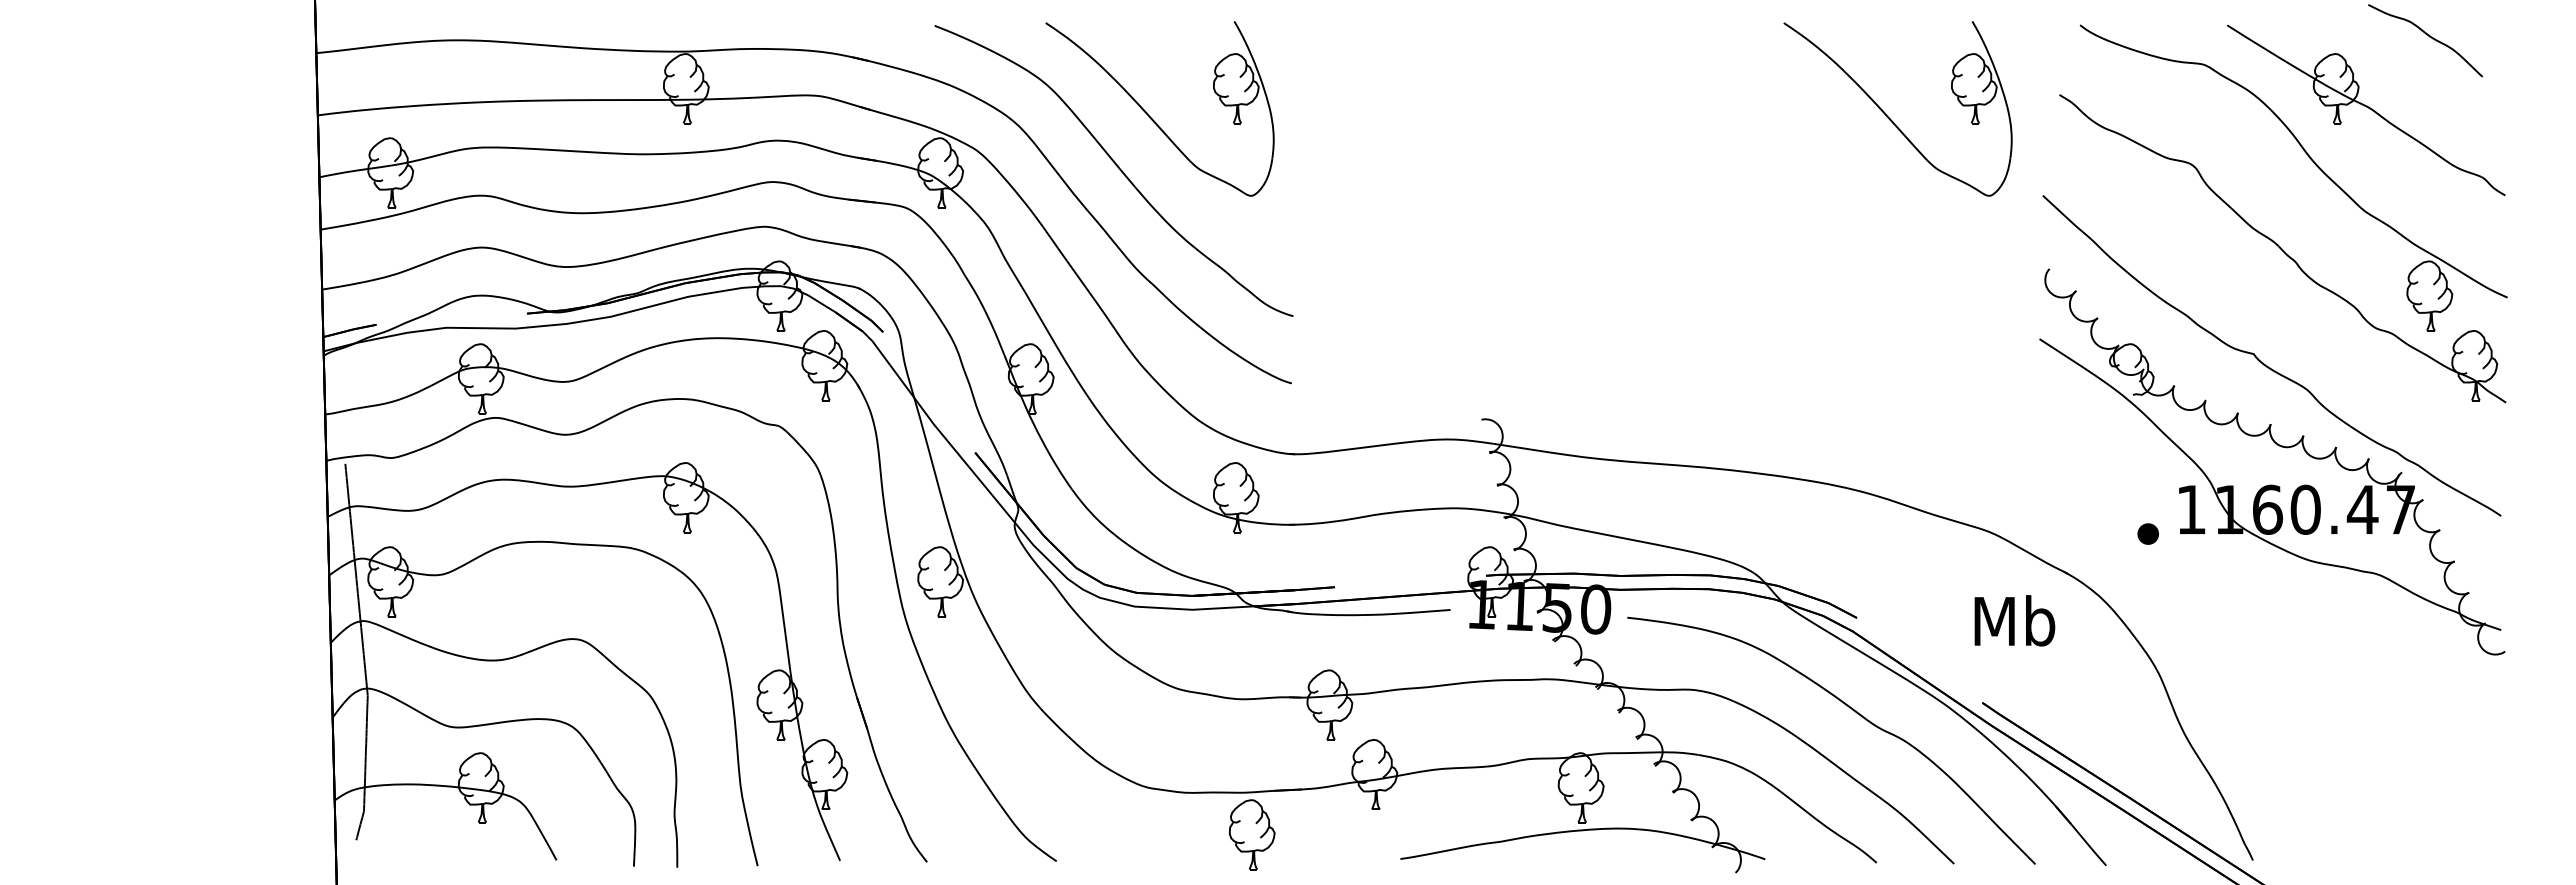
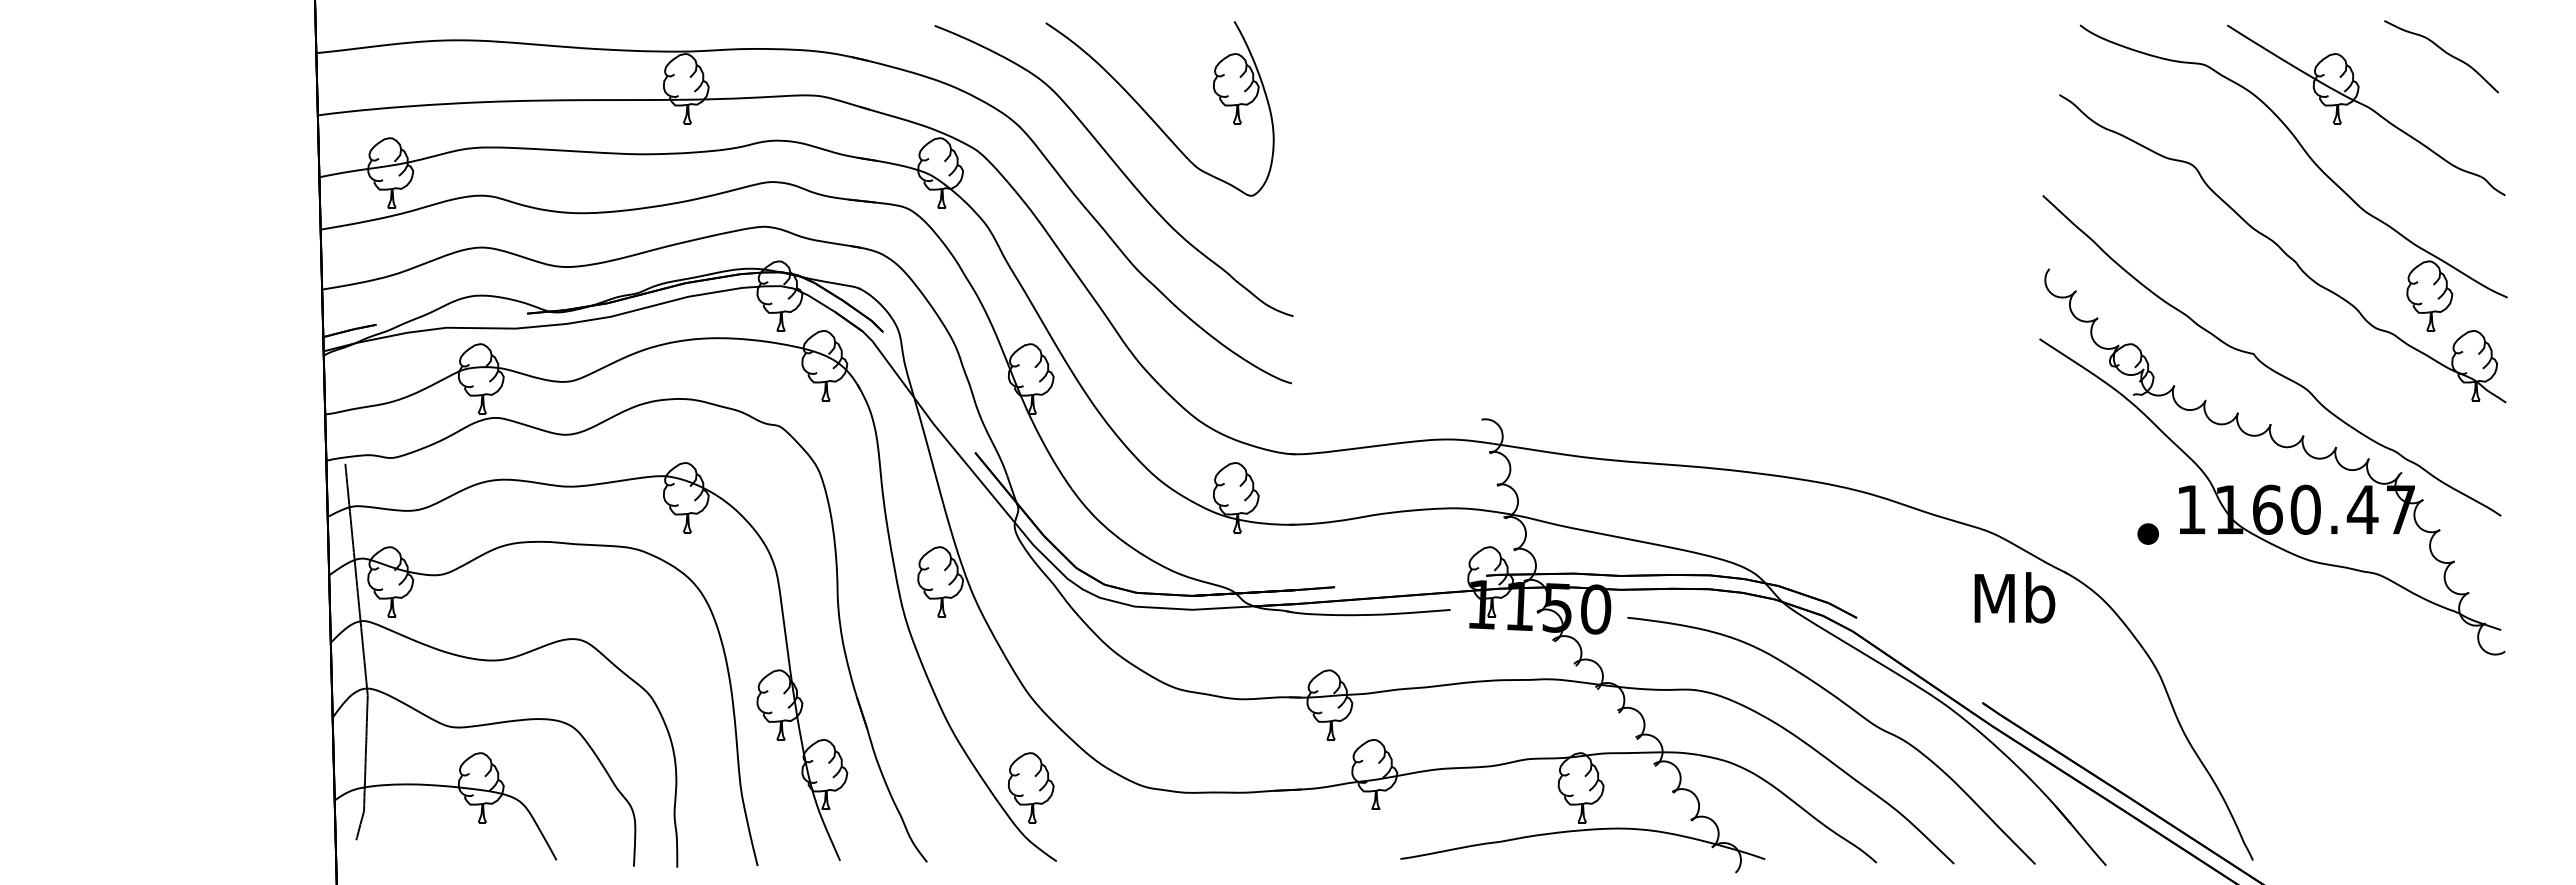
curve position: (2428, 36) -> (2444, 52) (2444, 52)
part: present -> none (1888, 116)
text position: (2014, 620) -> (2014, 597) (2014, 597)
part position: (1252, 834) -> (1031, 787) (1031, 787)
